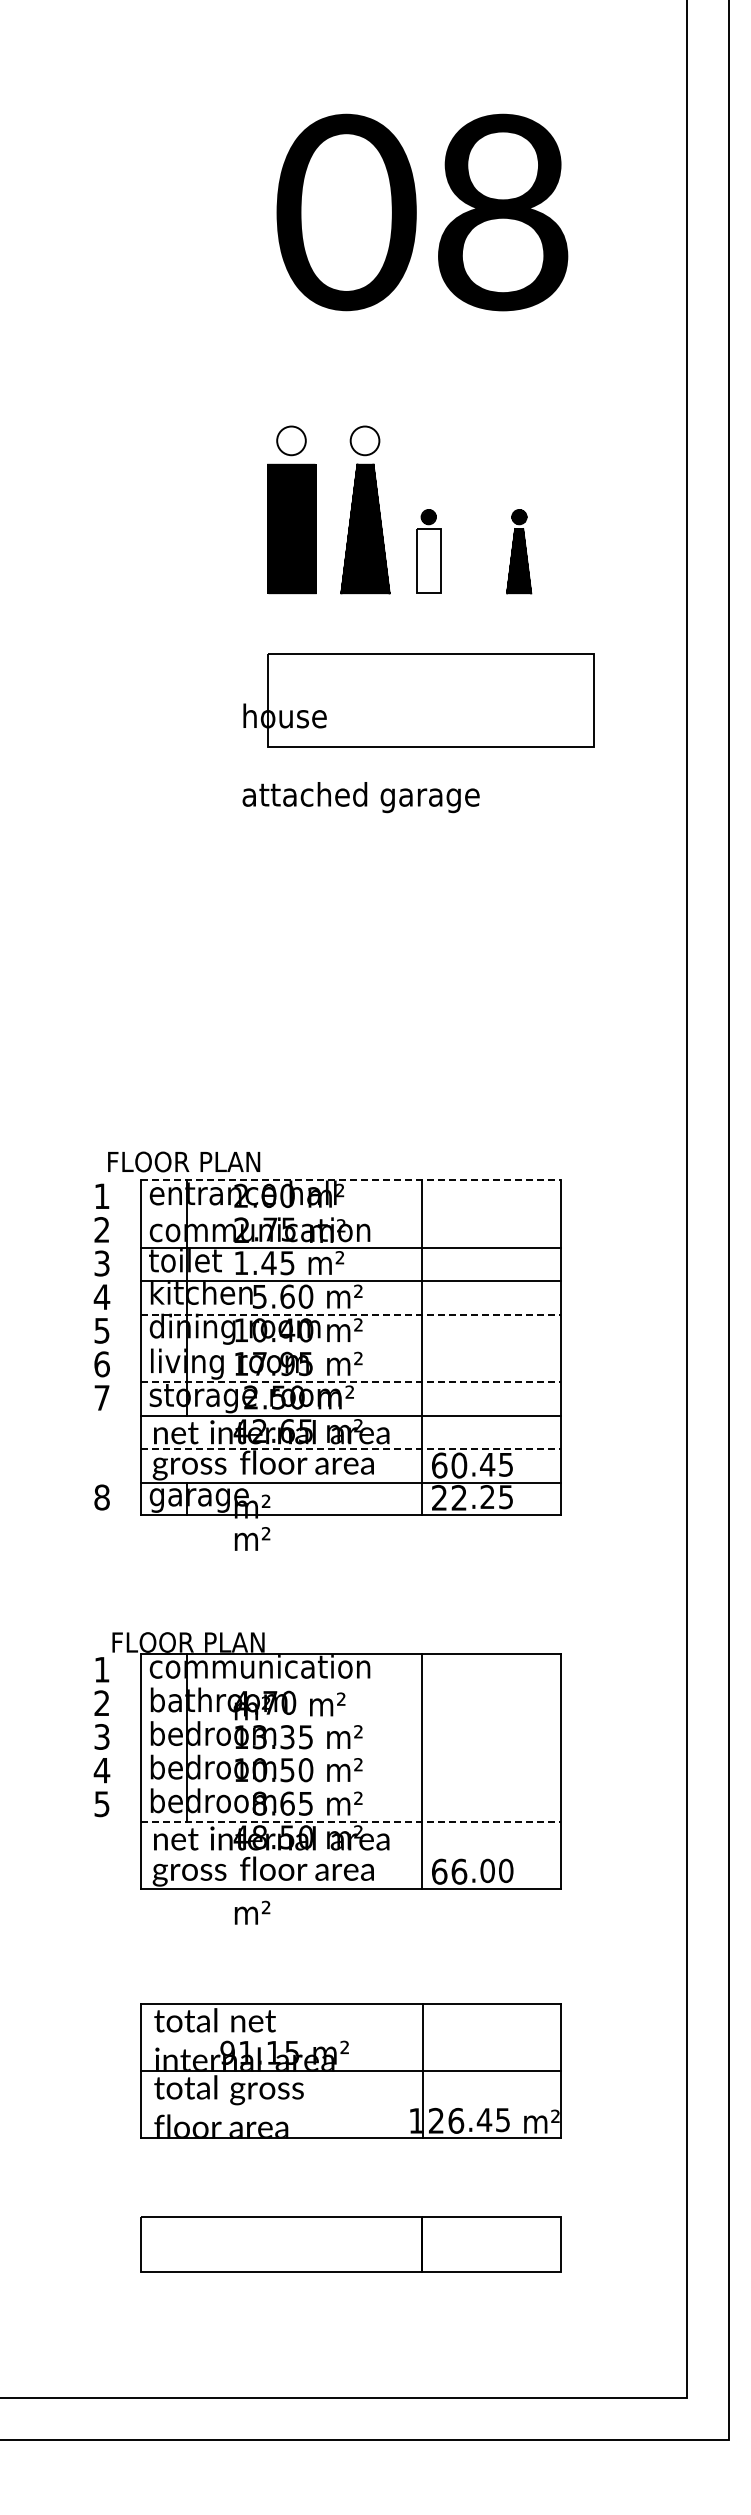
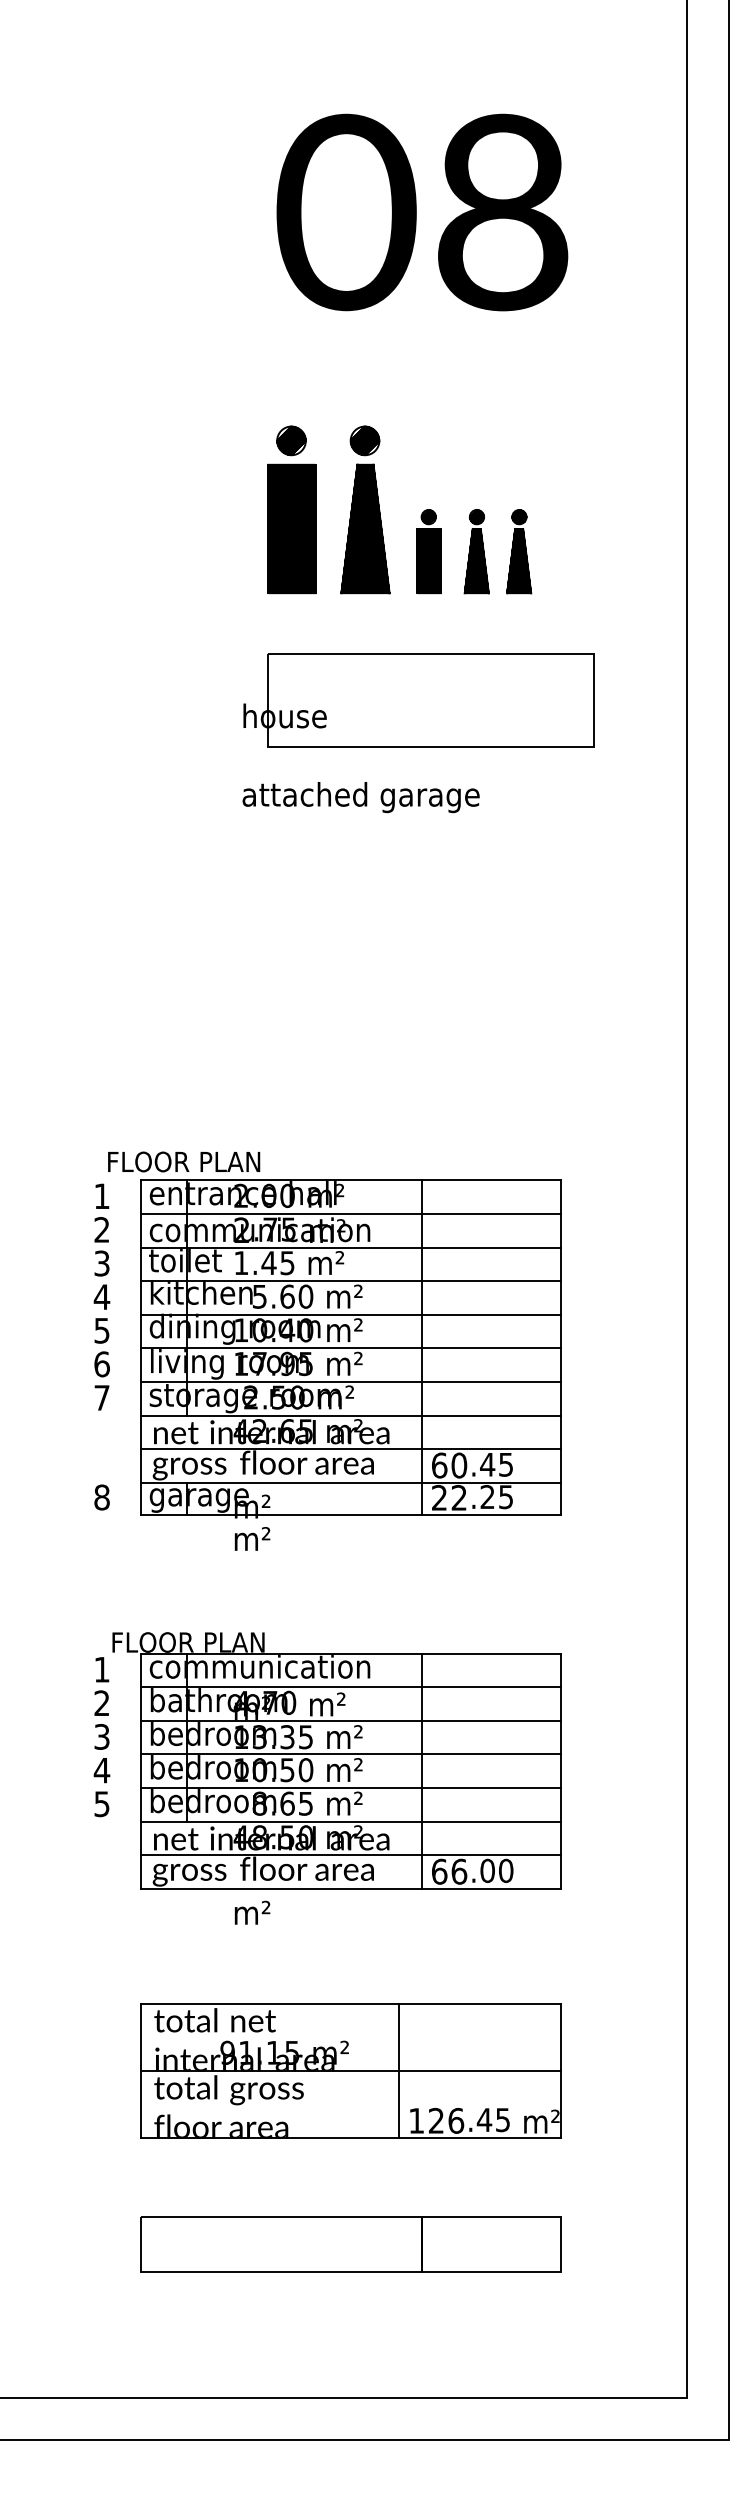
hatch: none -> present (291, 440)
hatch: none -> present (364, 440)
part: none -> present (476, 551)
hatch: none -> present (428, 560)
line: dashed -> solid (351, 1180)
line: none -> present (350, 1213)
line: dashed -> solid (351, 1314)
line: none -> present (350, 1348)
line: dashed -> solid (351, 1381)
line: dashed -> solid (351, 1449)
line: none -> present (350, 1687)
line: none -> present (350, 1720)
line: none -> present (350, 1754)
line: none -> present (350, 1788)
line: dashed -> solid (351, 1821)
line: none -> present (350, 1855)
line position: (423, 2070) -> (399, 2070) (399, 2070)
